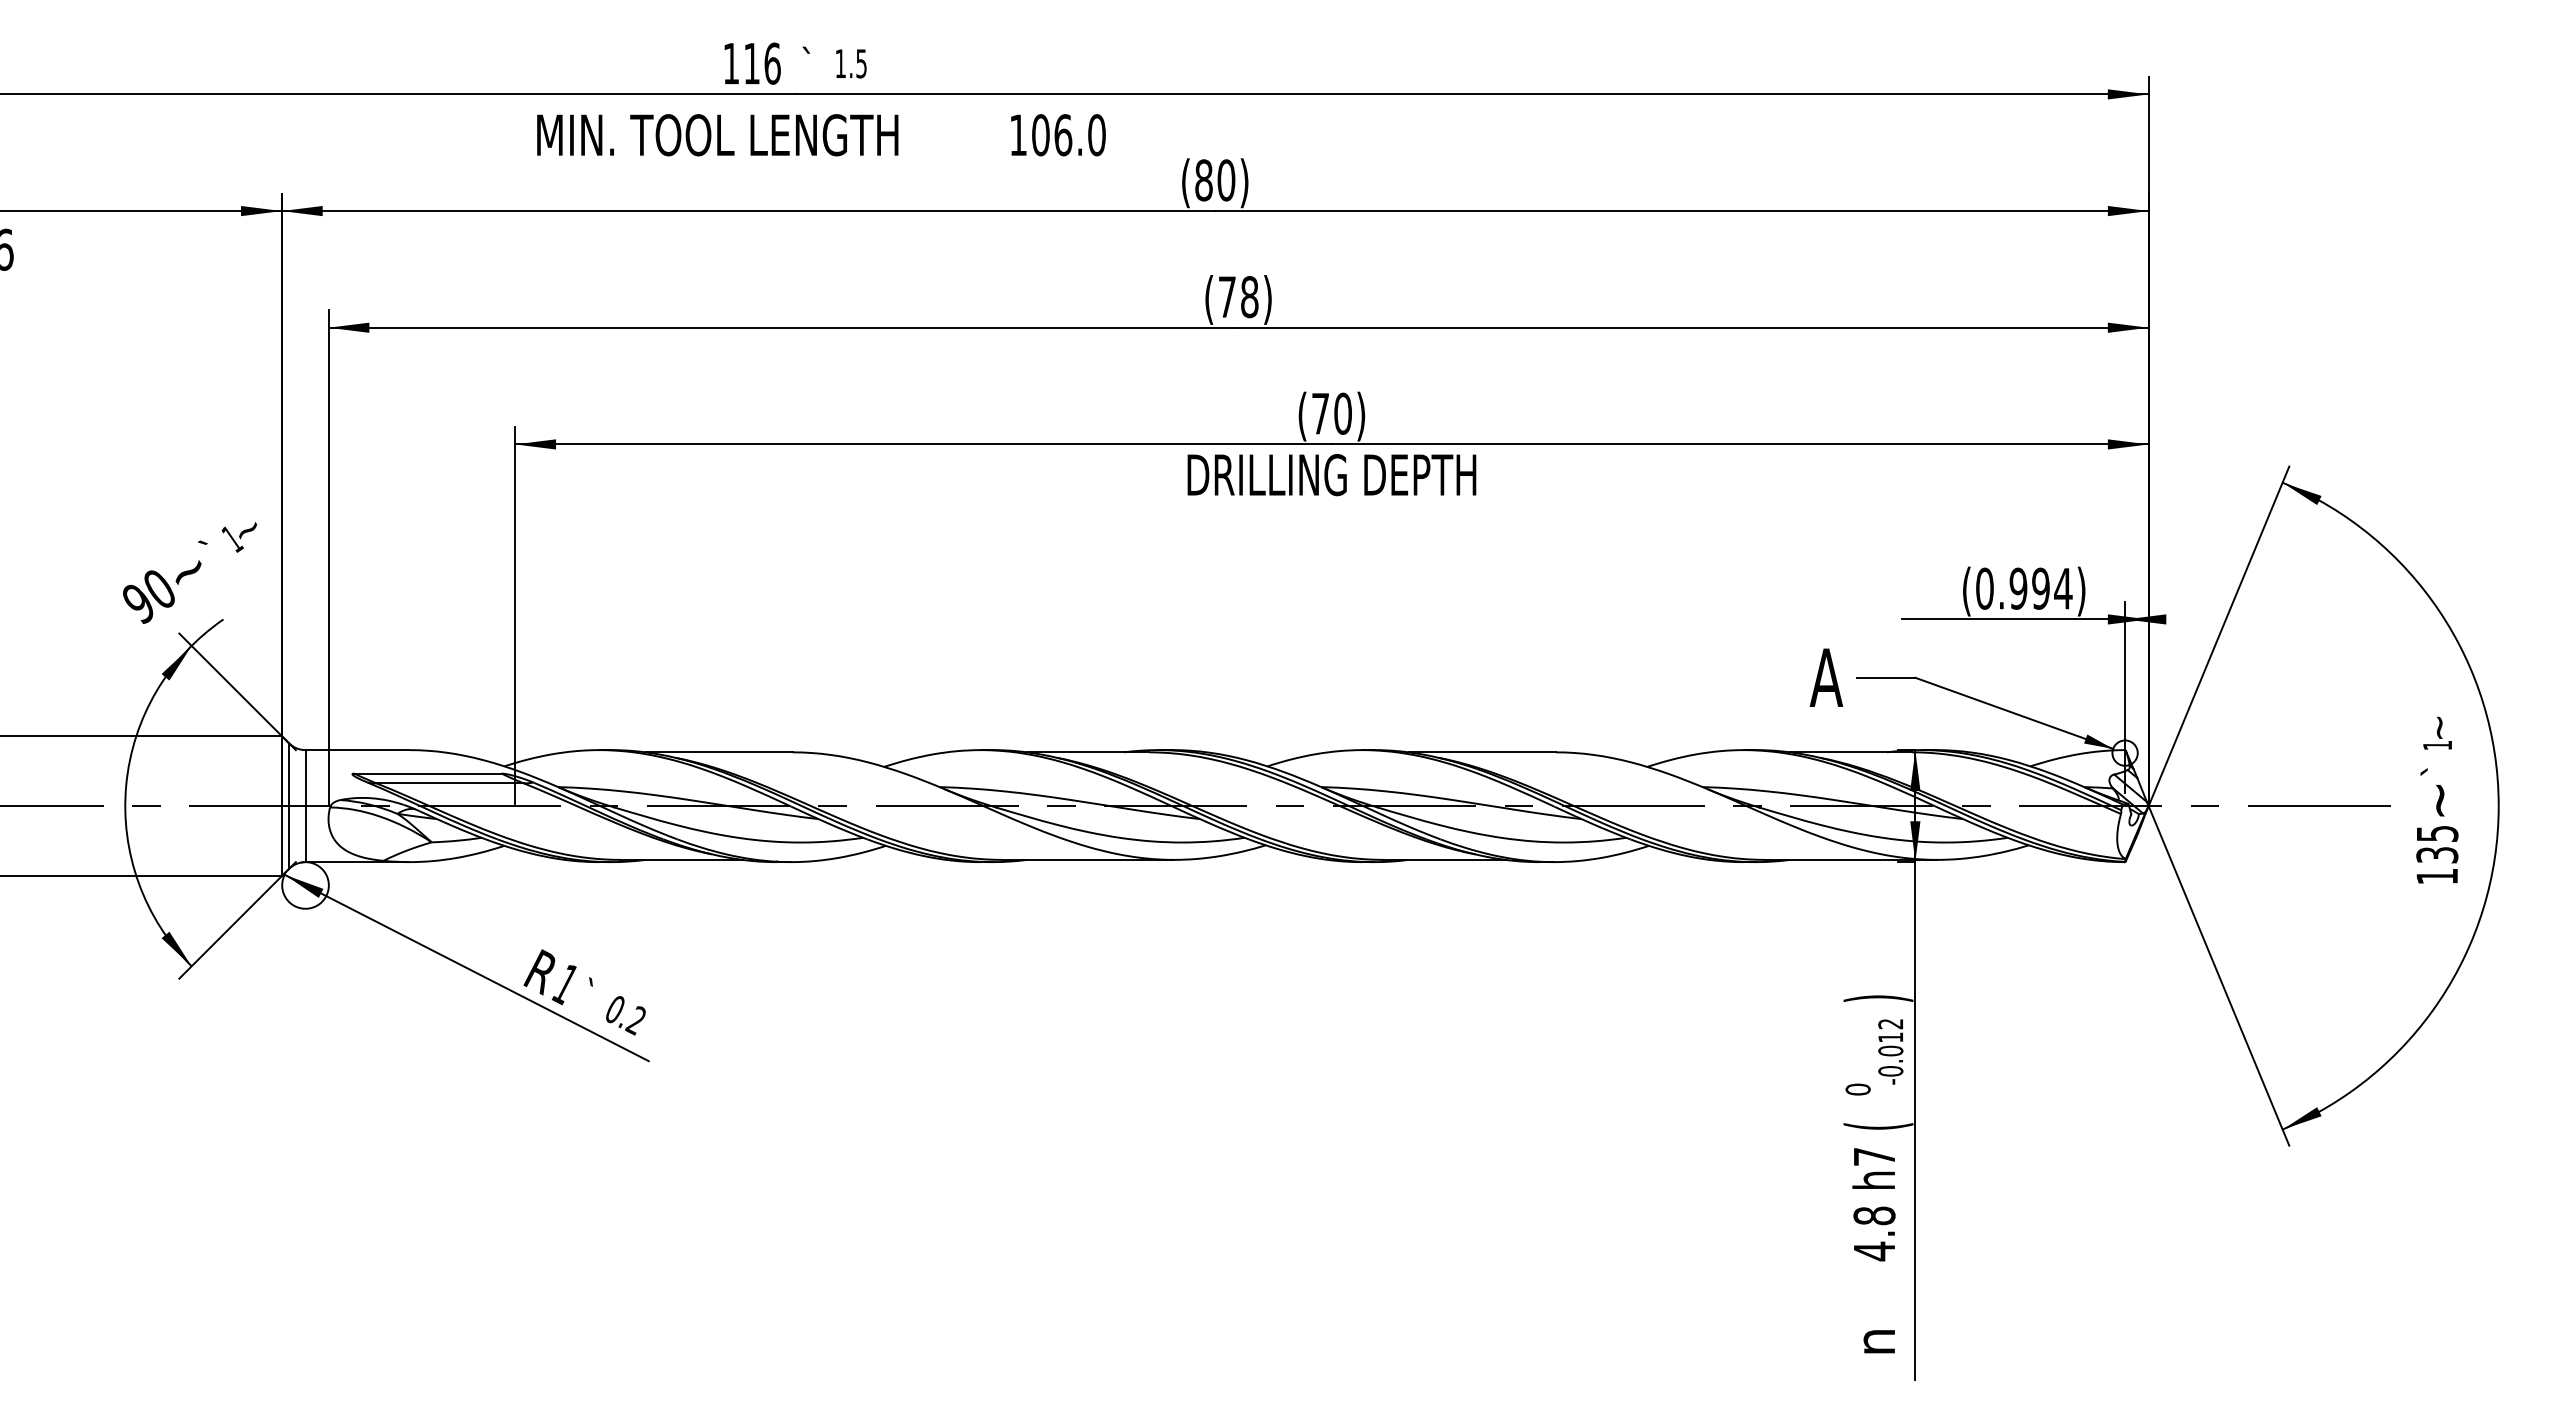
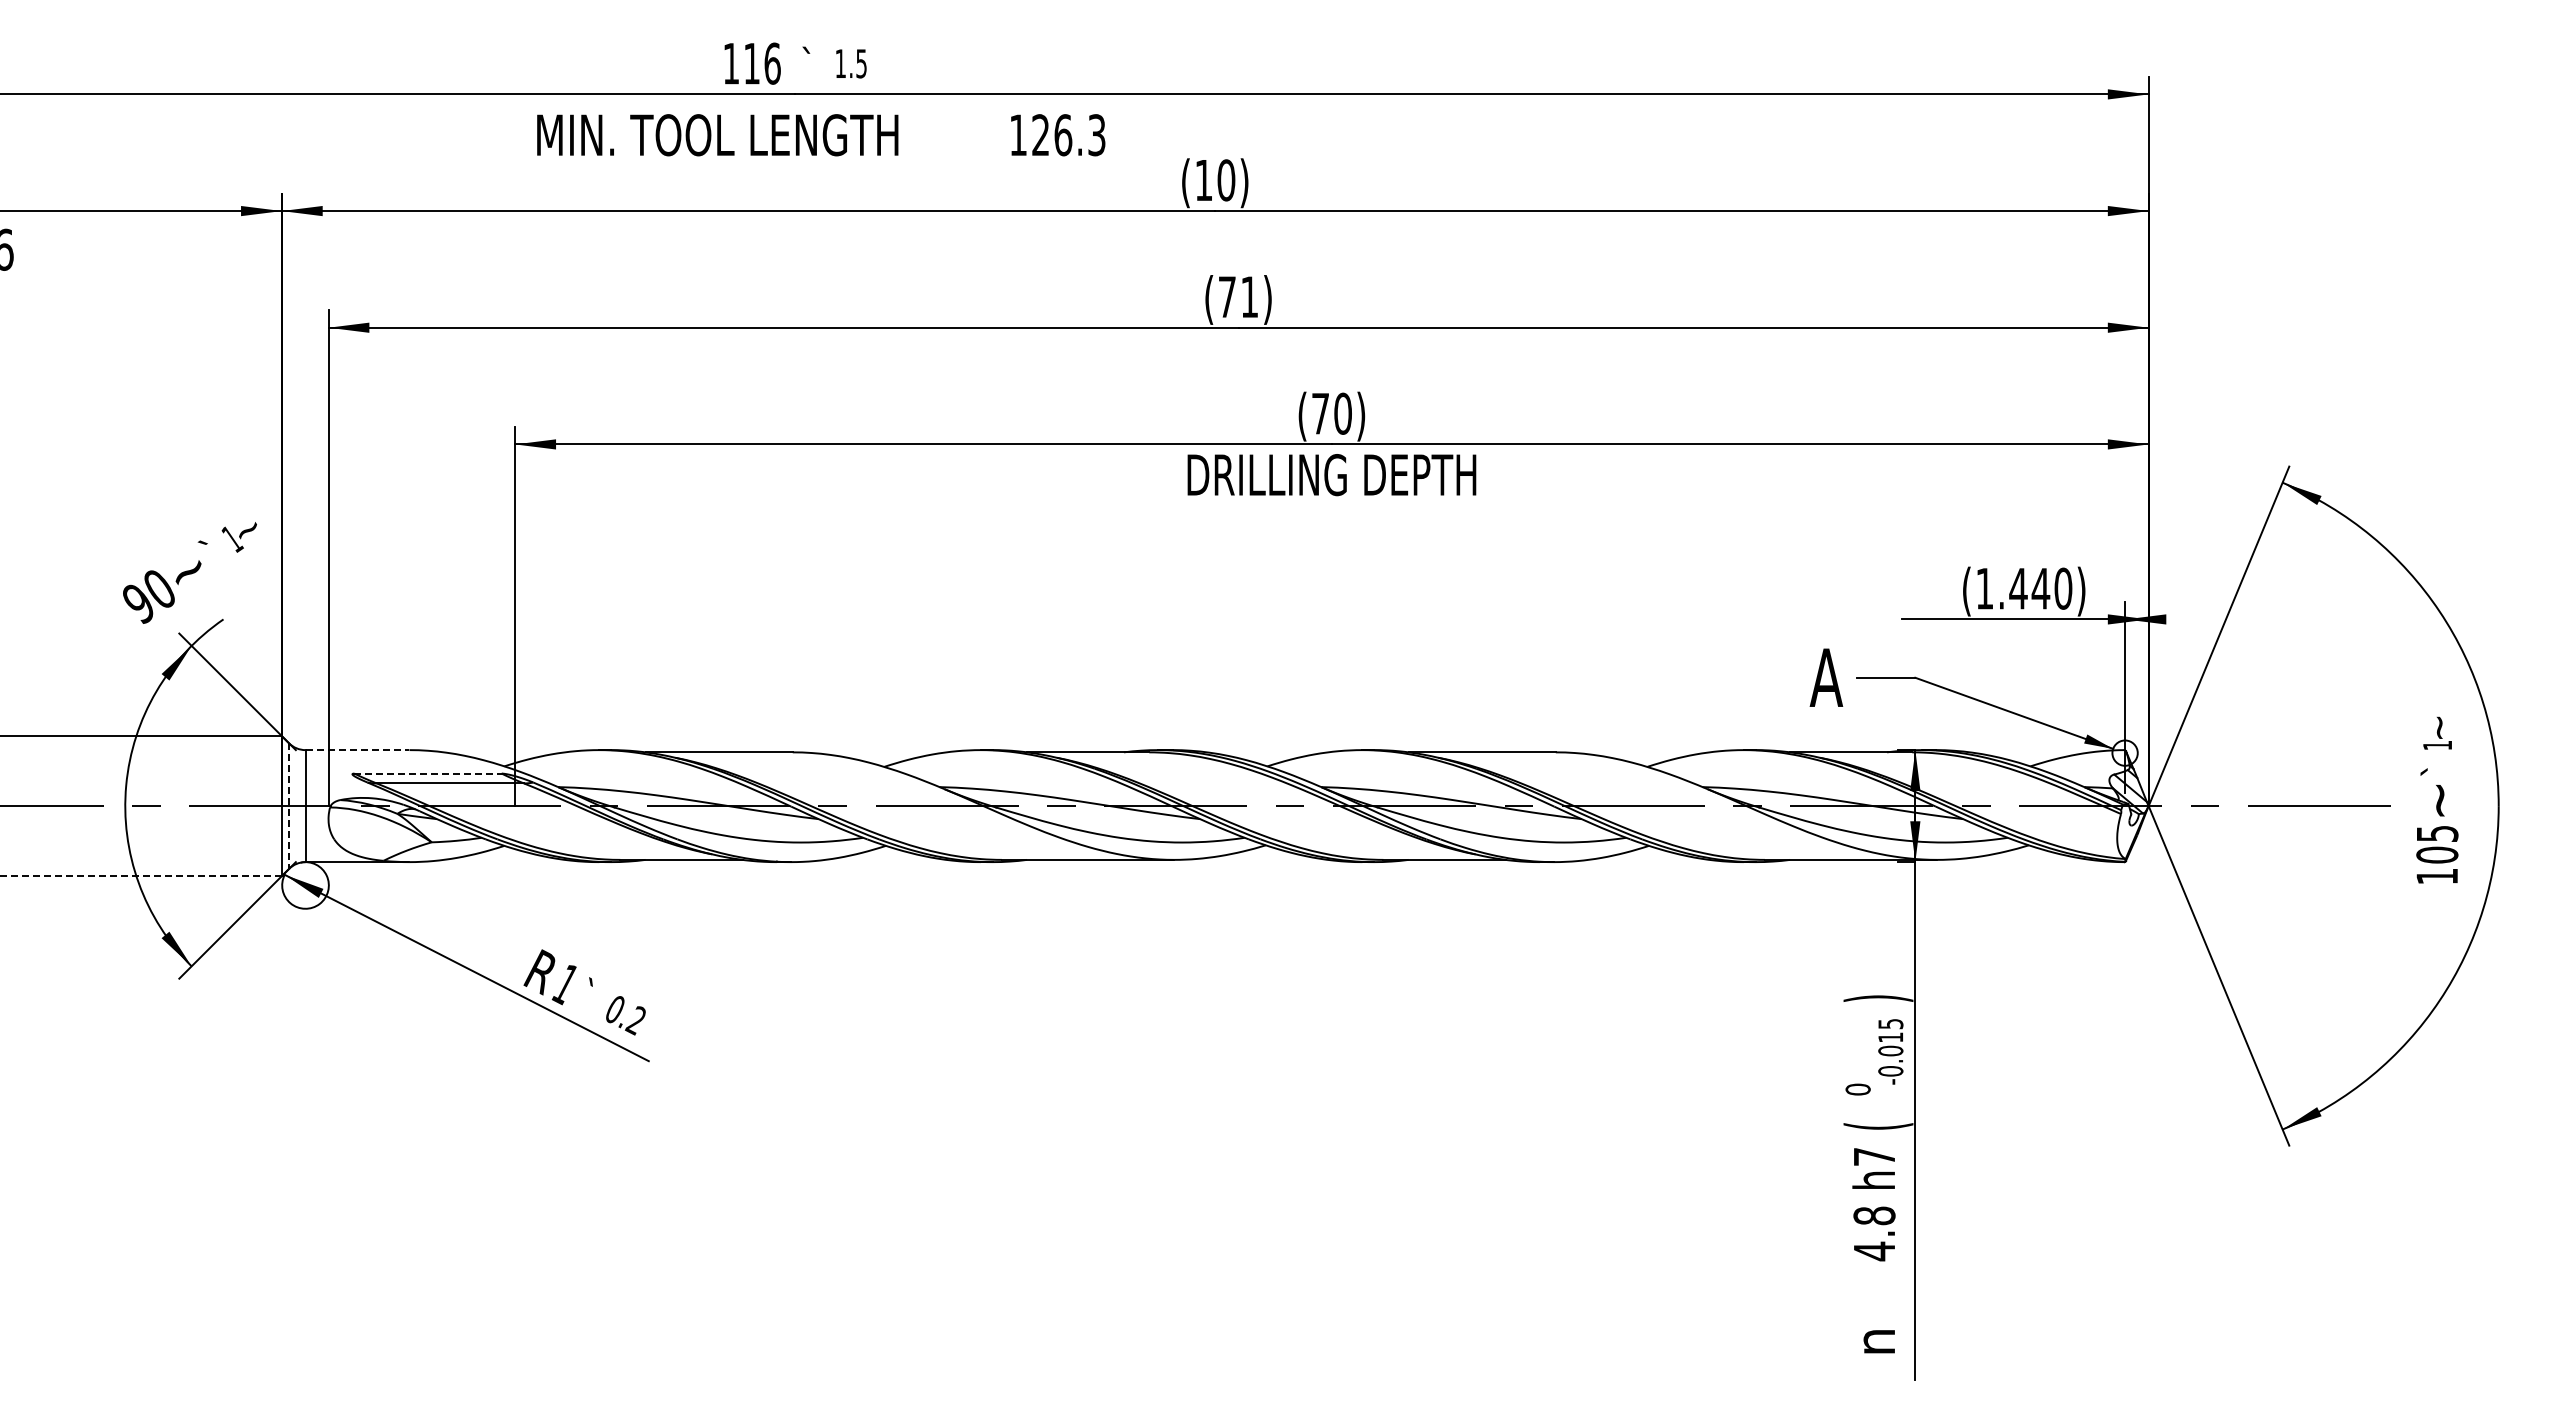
text: 106.0 -> 126.3 (1068, 135)
text: (80) -> (10) (1203, 180)
text: (78) -> (71) (1249, 297)
text: (0.994) -> (1.440) (2024, 588)
line: solid -> dashed (357, 750)
line: solid -> dashed (428, 773)
line: solid -> dashed (289, 806)
text: 135 -> 105 (2437, 854)
line: solid -> dashed (141, 876)
text: -0.012 -> -0.015 (1890, 1024)
